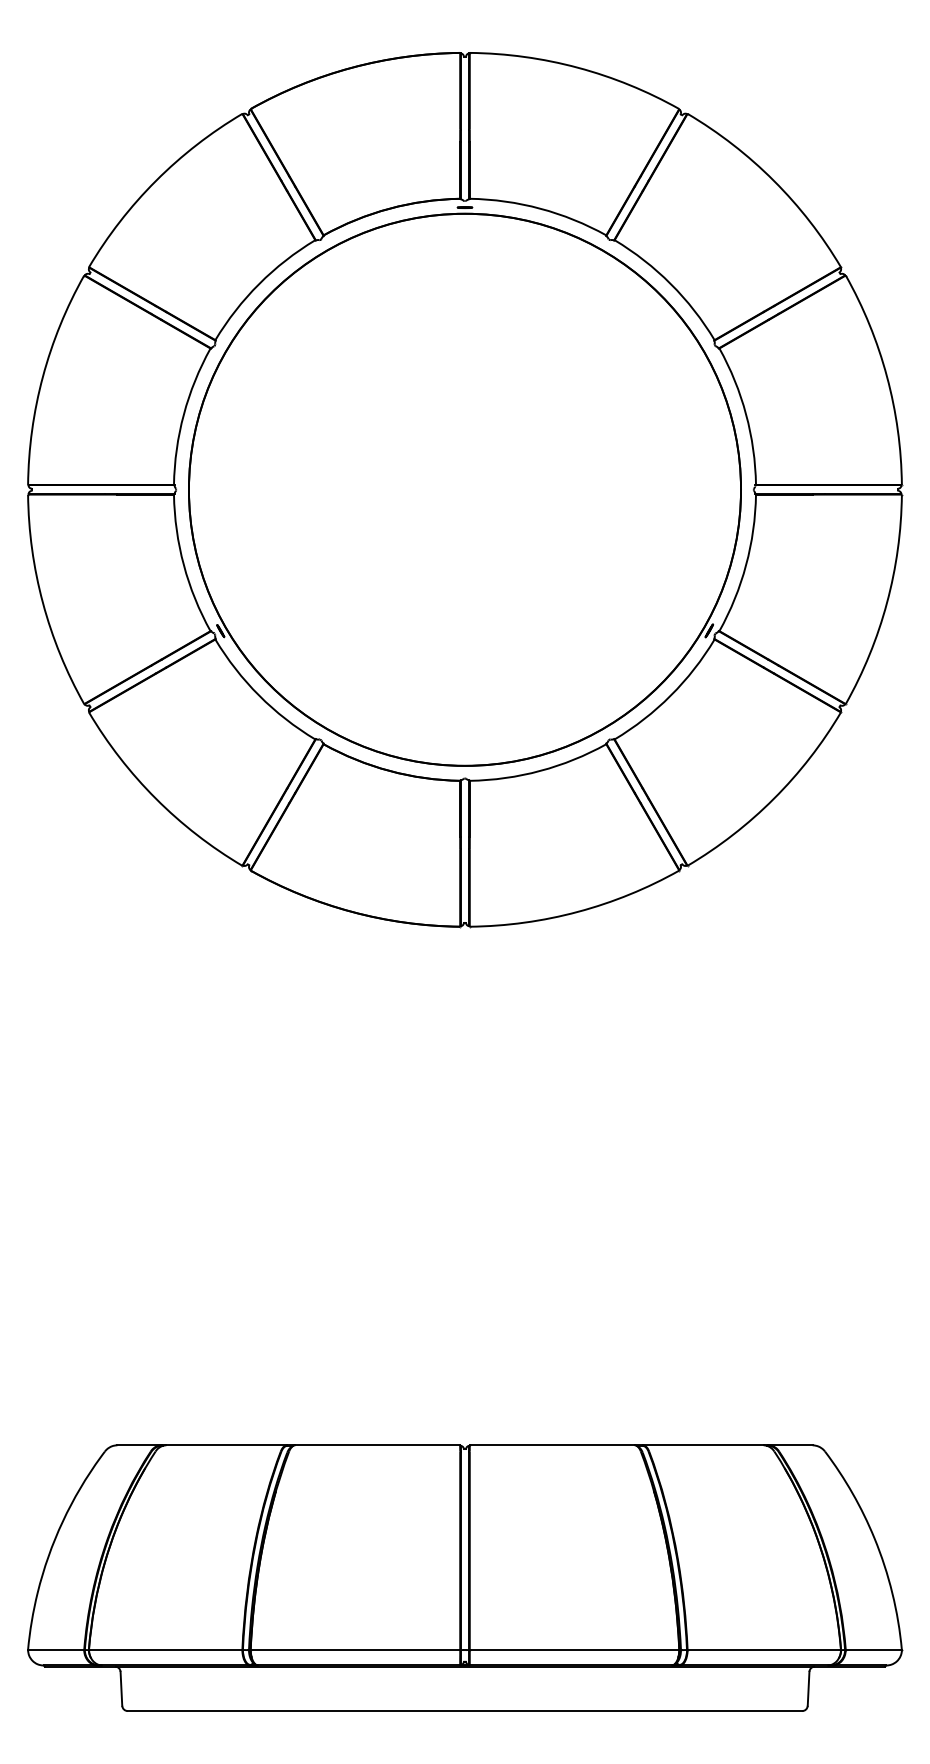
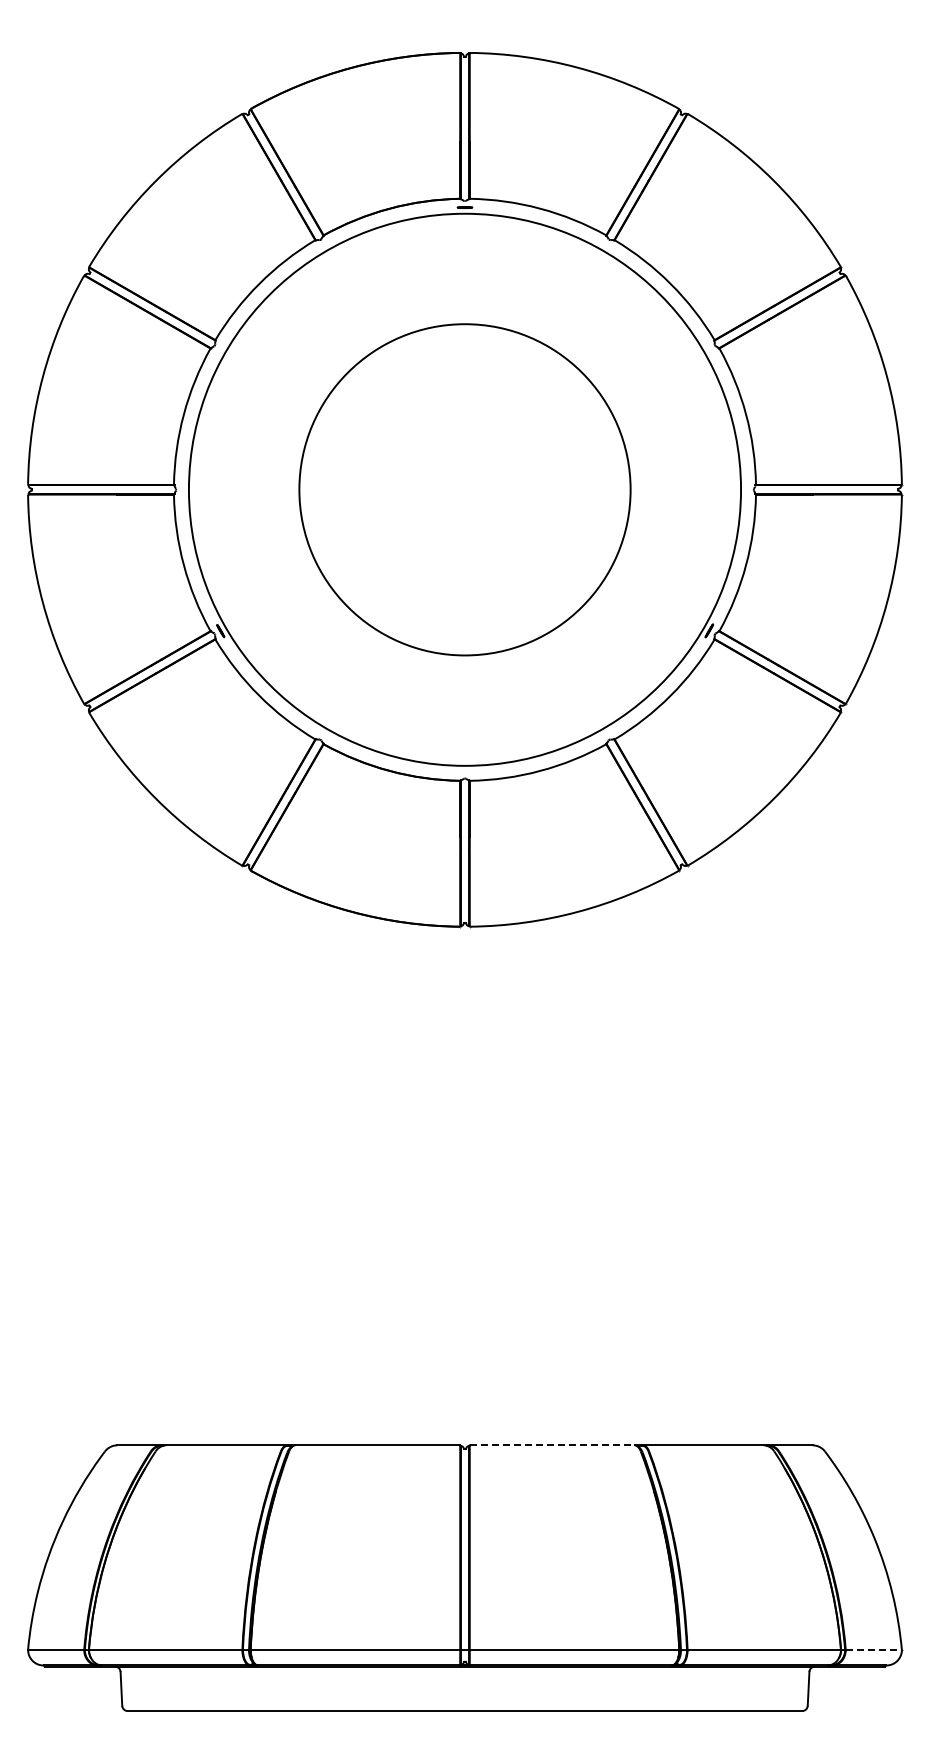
circle diameter: 552 px -> 331 px (464, 489)
line: solid -> dashed (552, 1445)
line: solid -> dashed (874, 1649)
